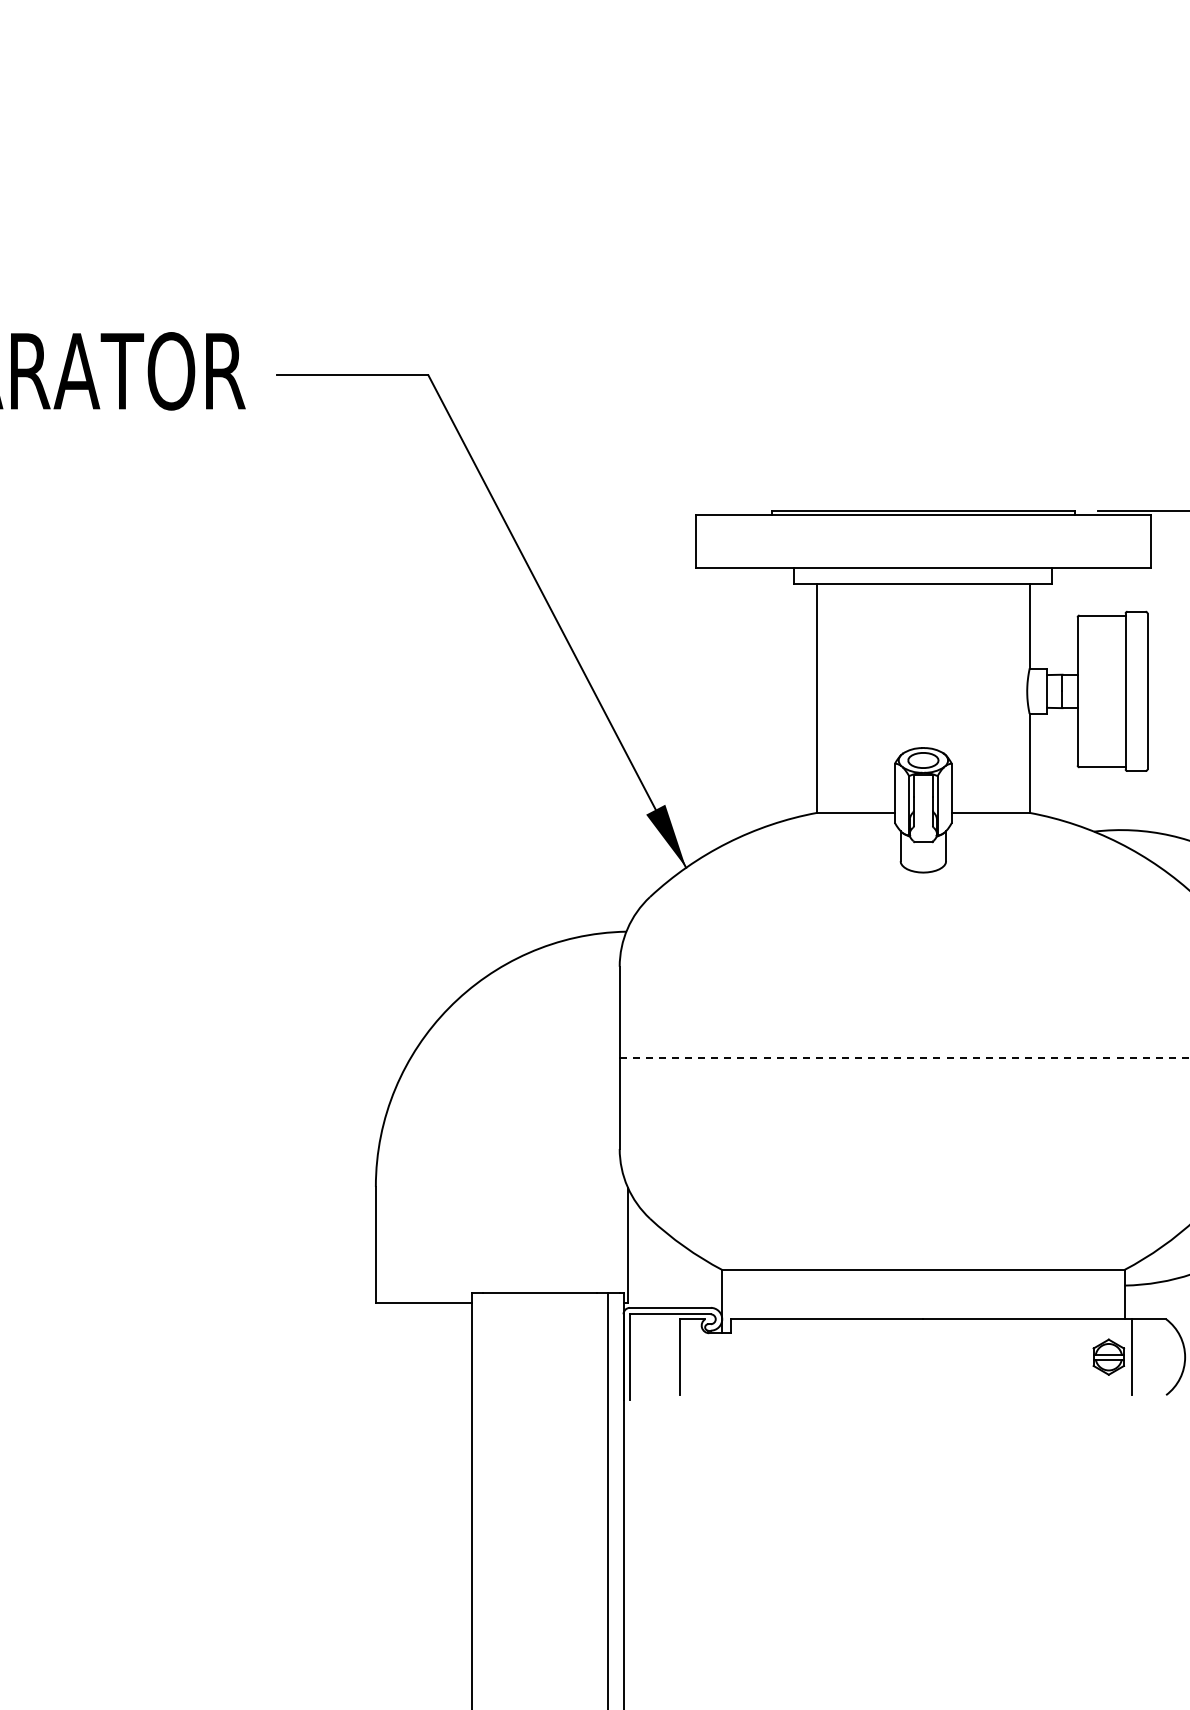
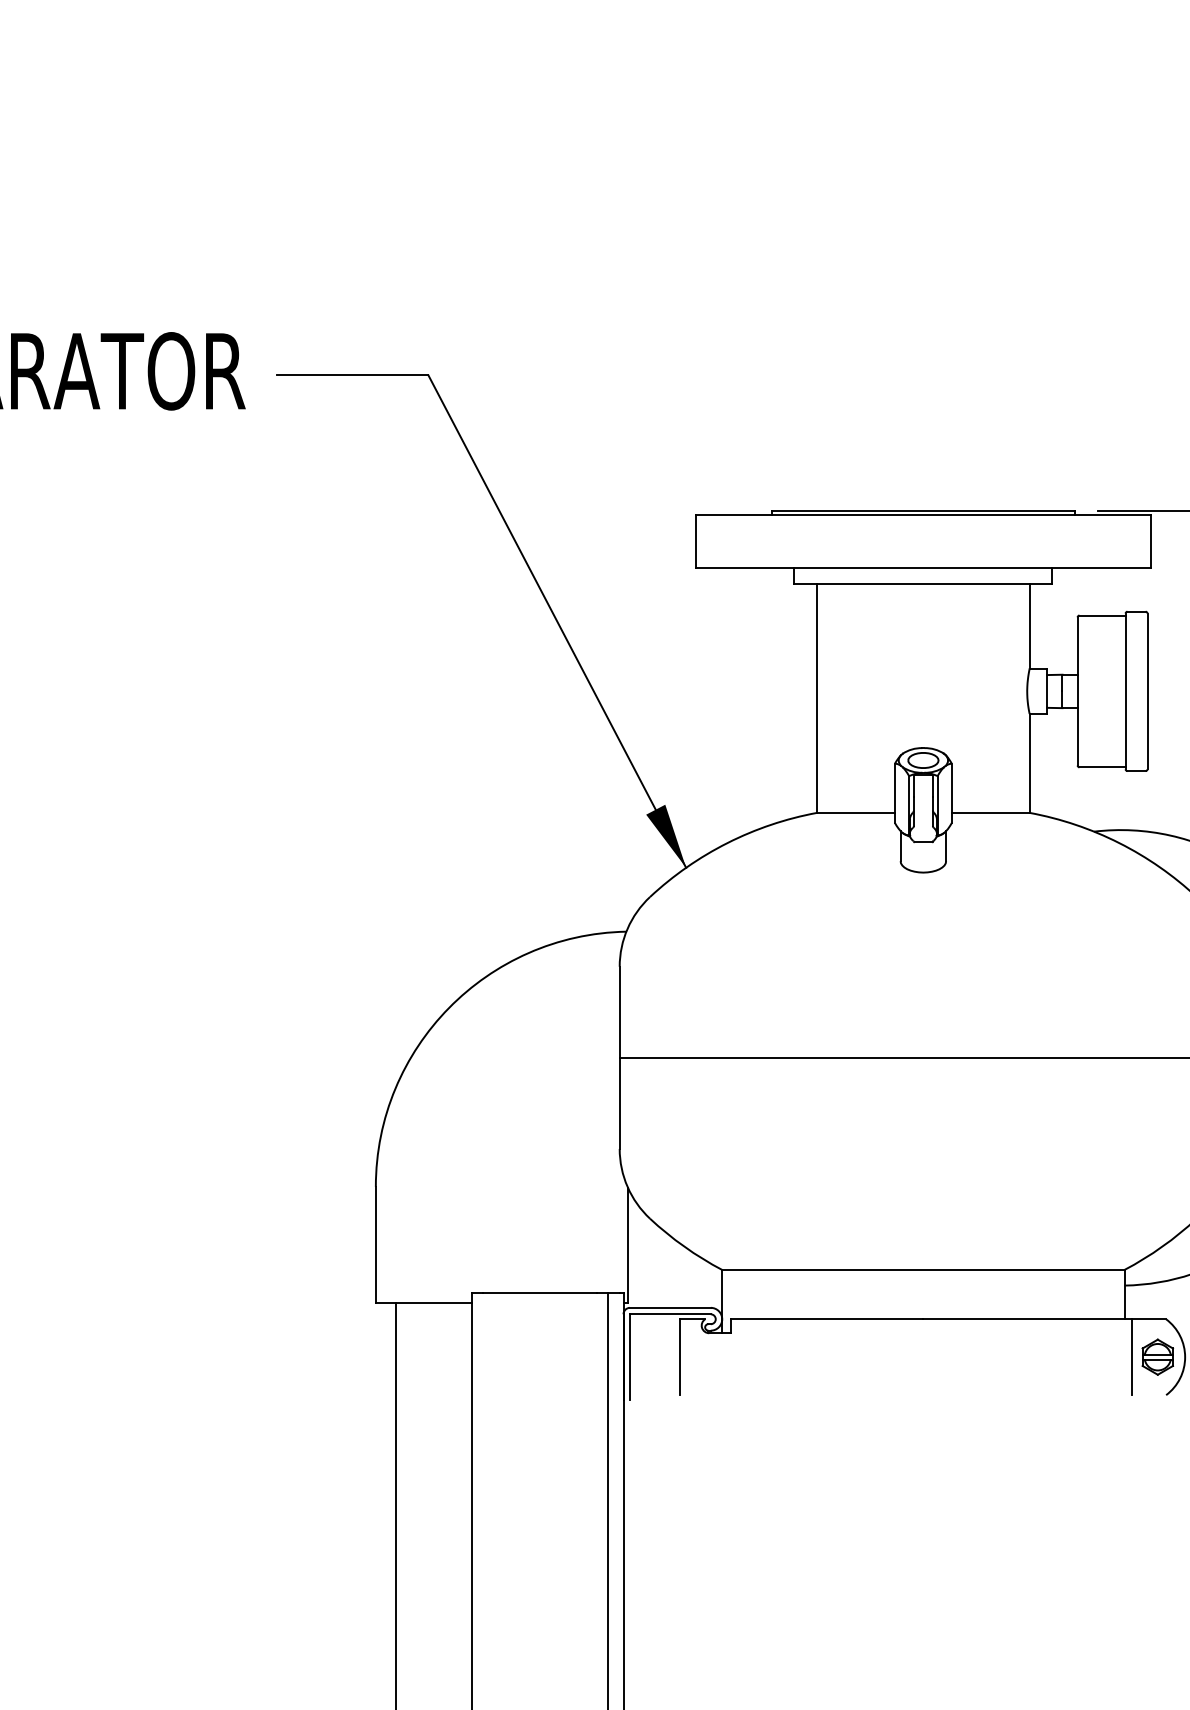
line: dashed -> solid (904, 1057)
part position: (1108, 1356) -> (1157, 1356) (1157, 1356)
line: none -> present (395, 1504)
